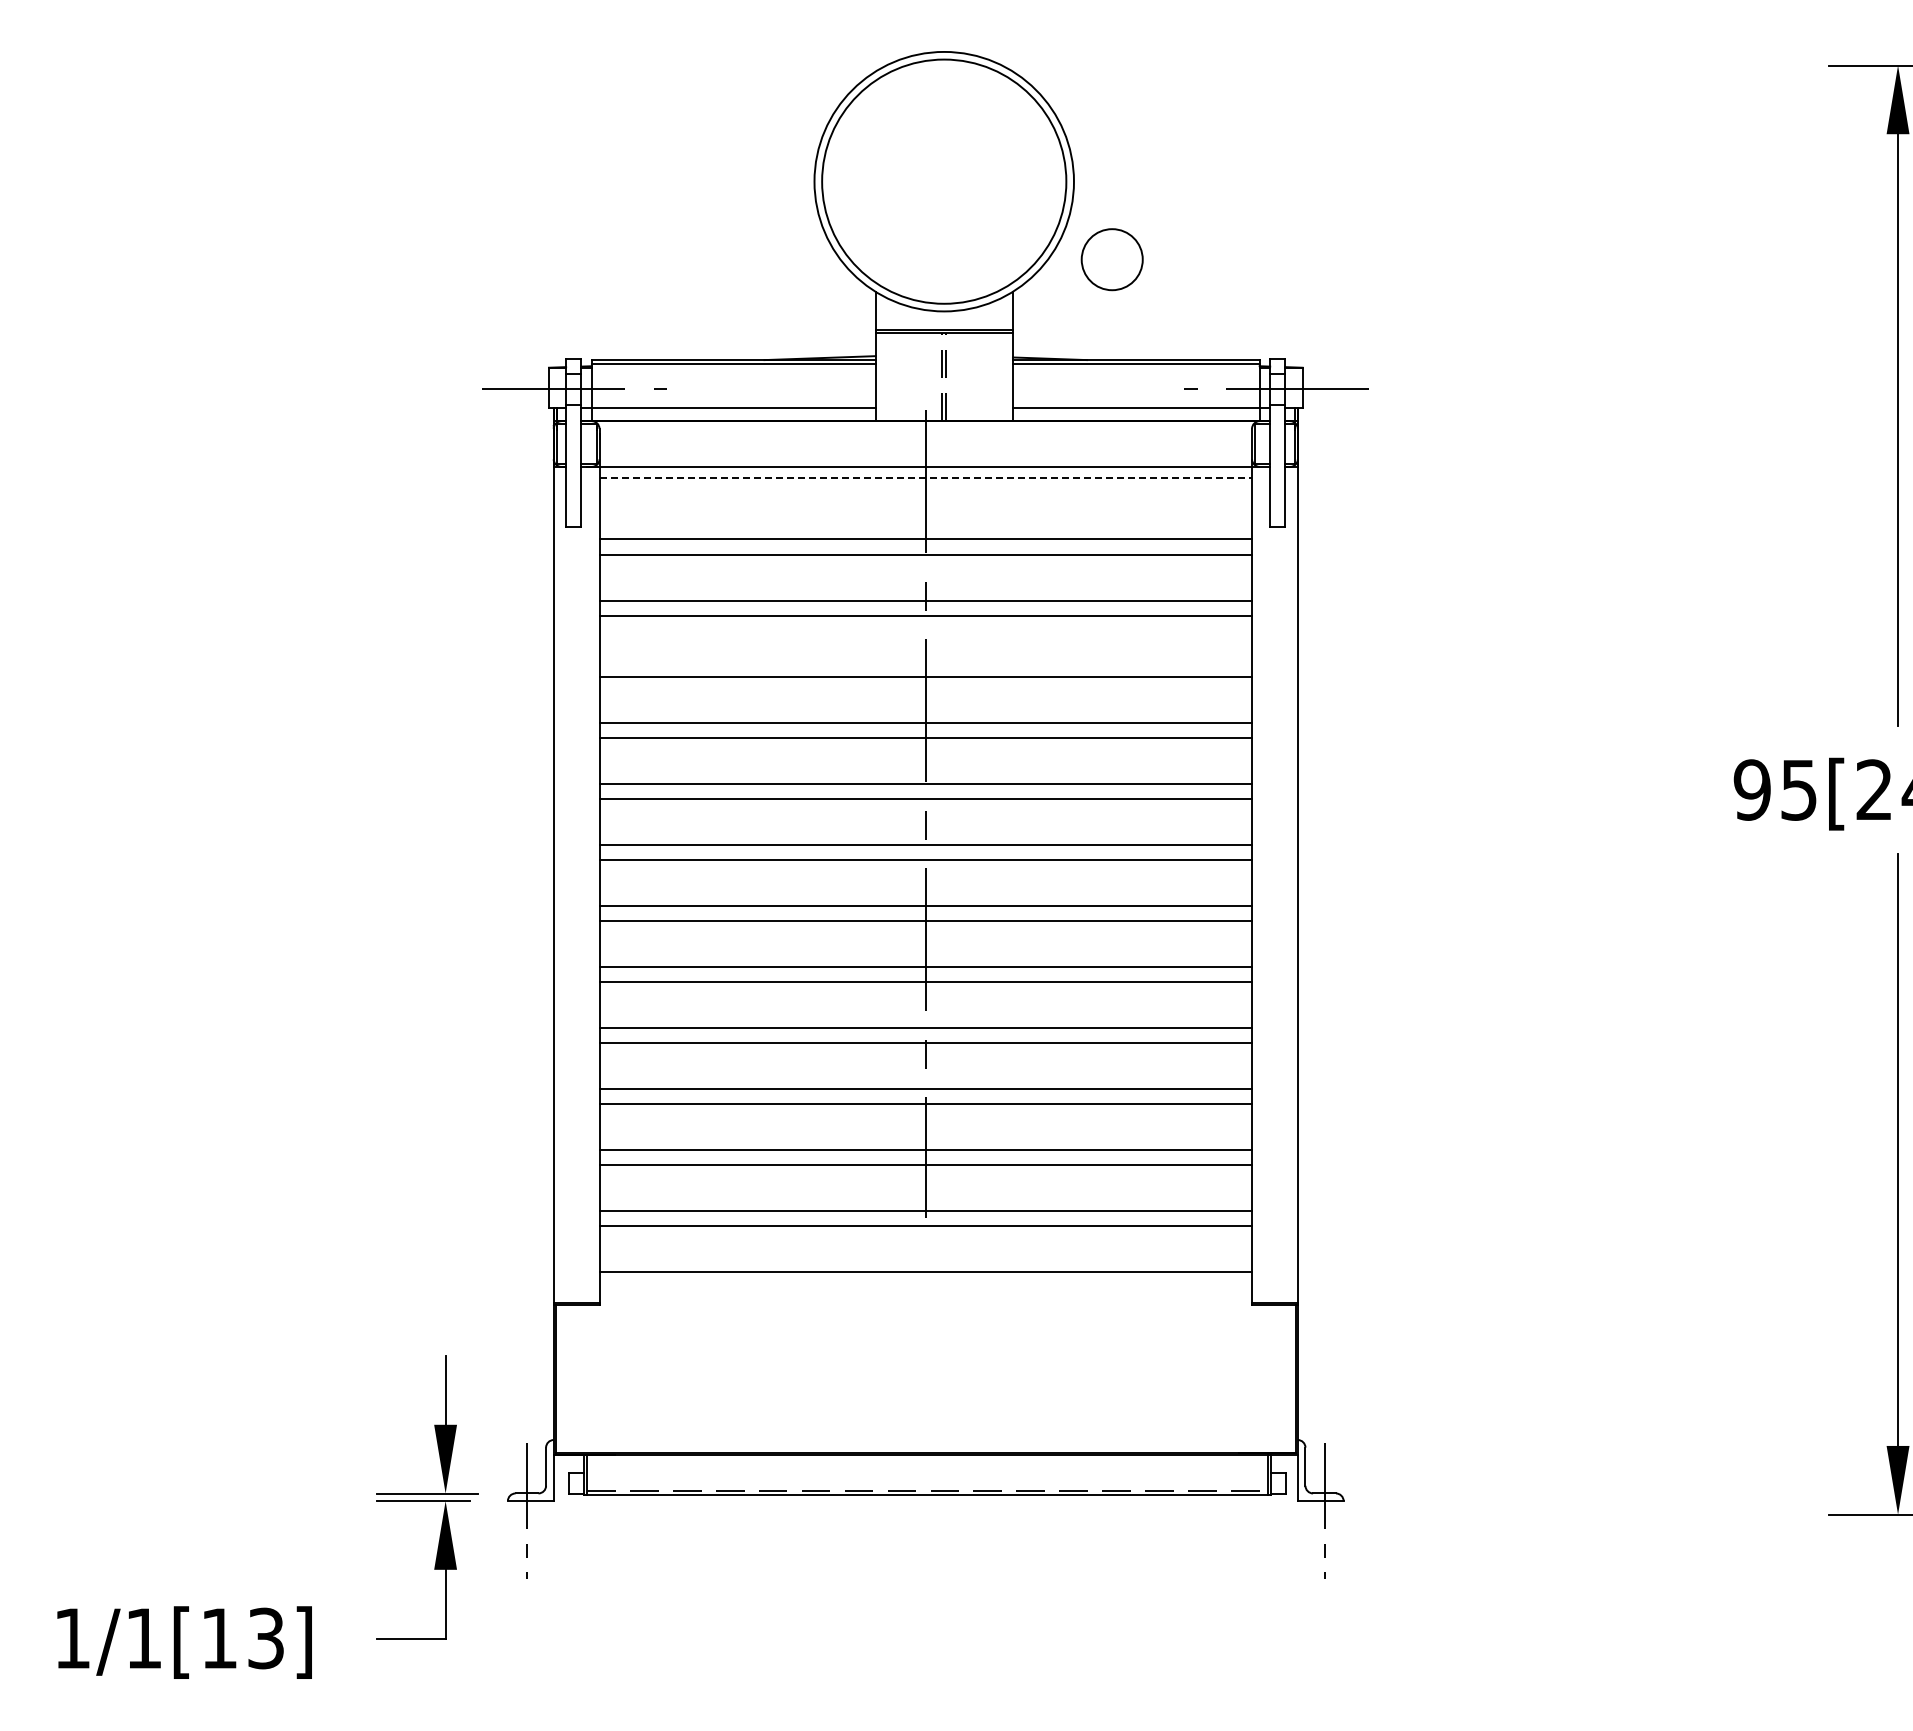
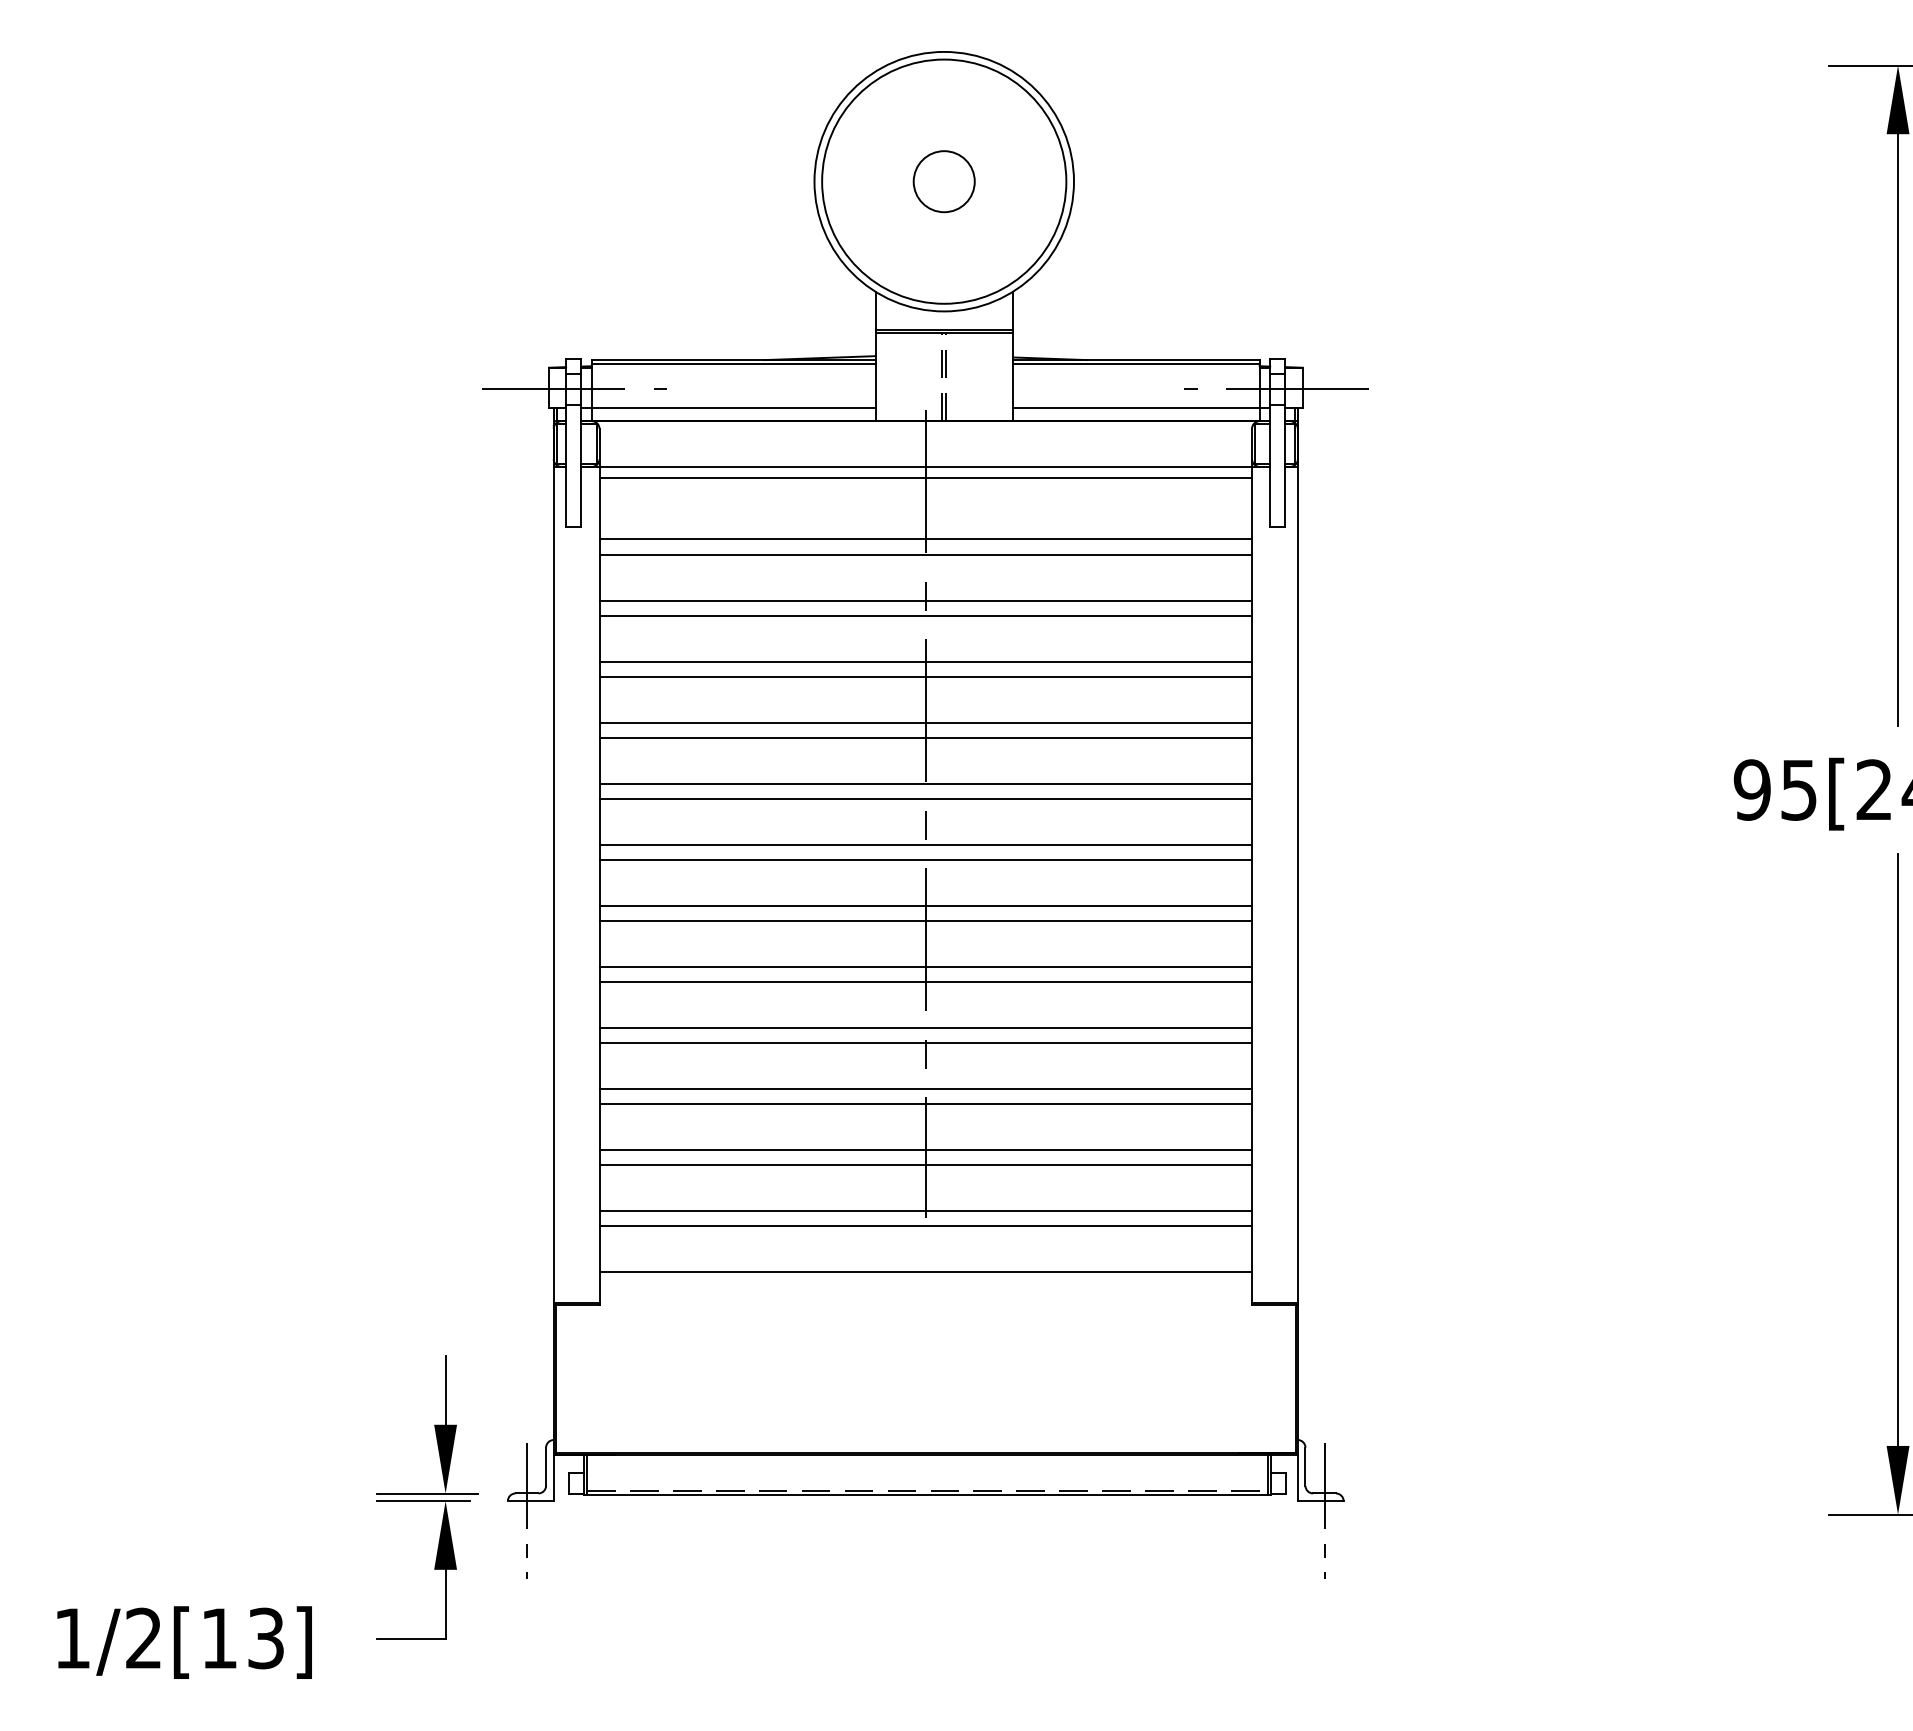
circle position: (1111, 259) -> (943, 181) (943, 181)
line: dashed -> solid (926, 478)
line: none -> present (925, 661)
text: 1/1[13] -> 1/2[13] (143, 1637)
